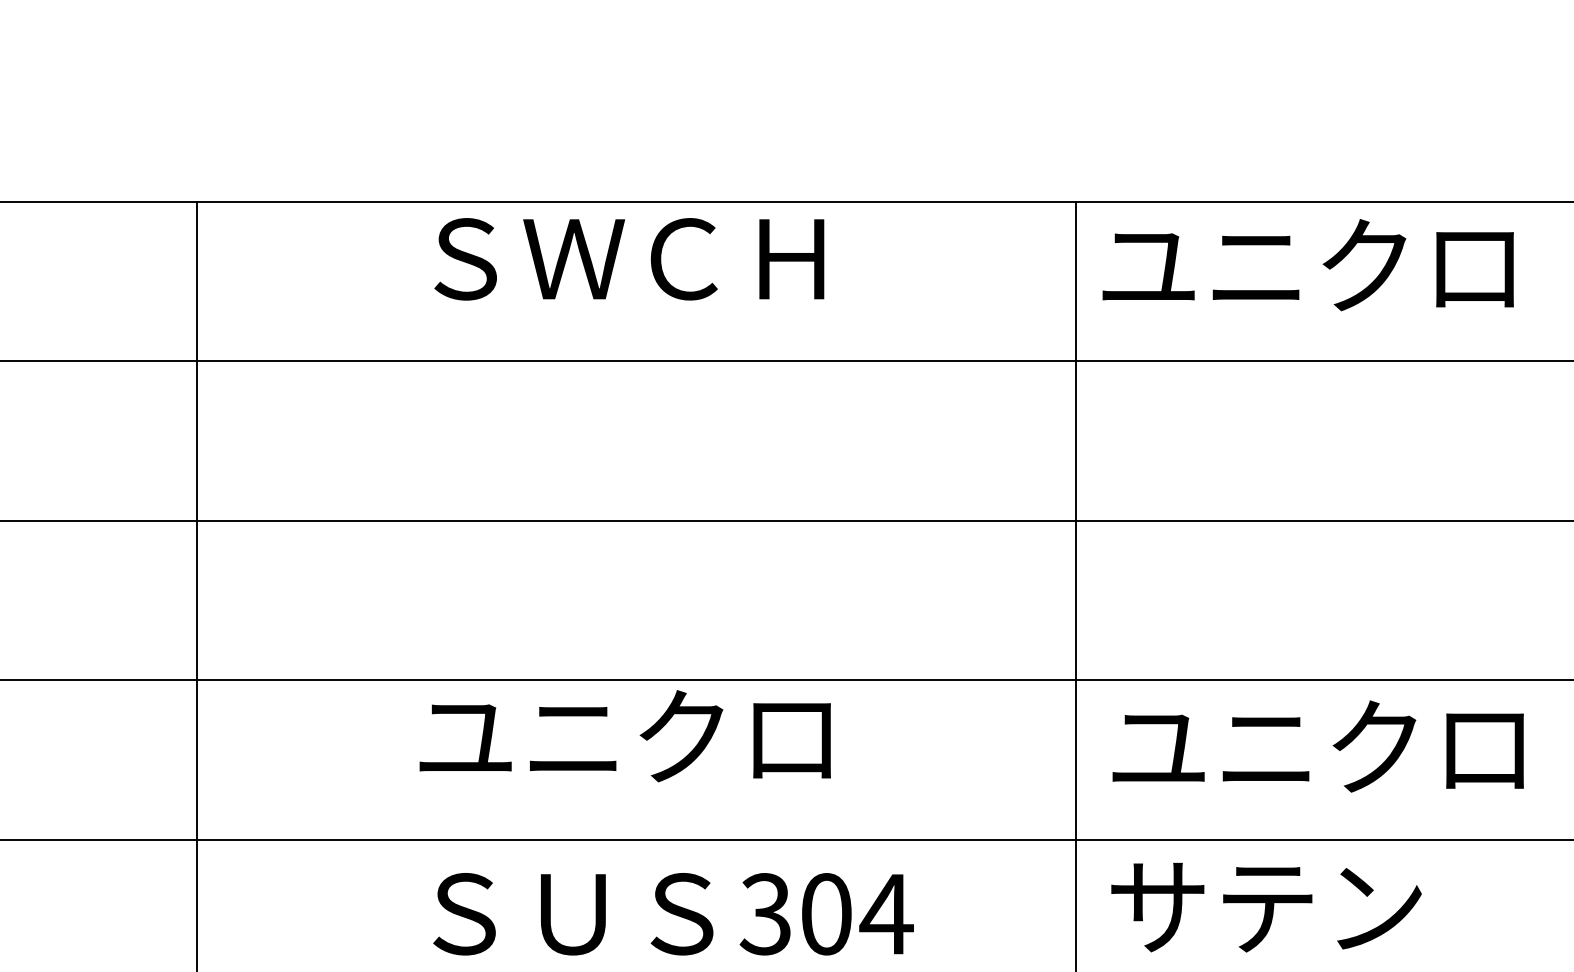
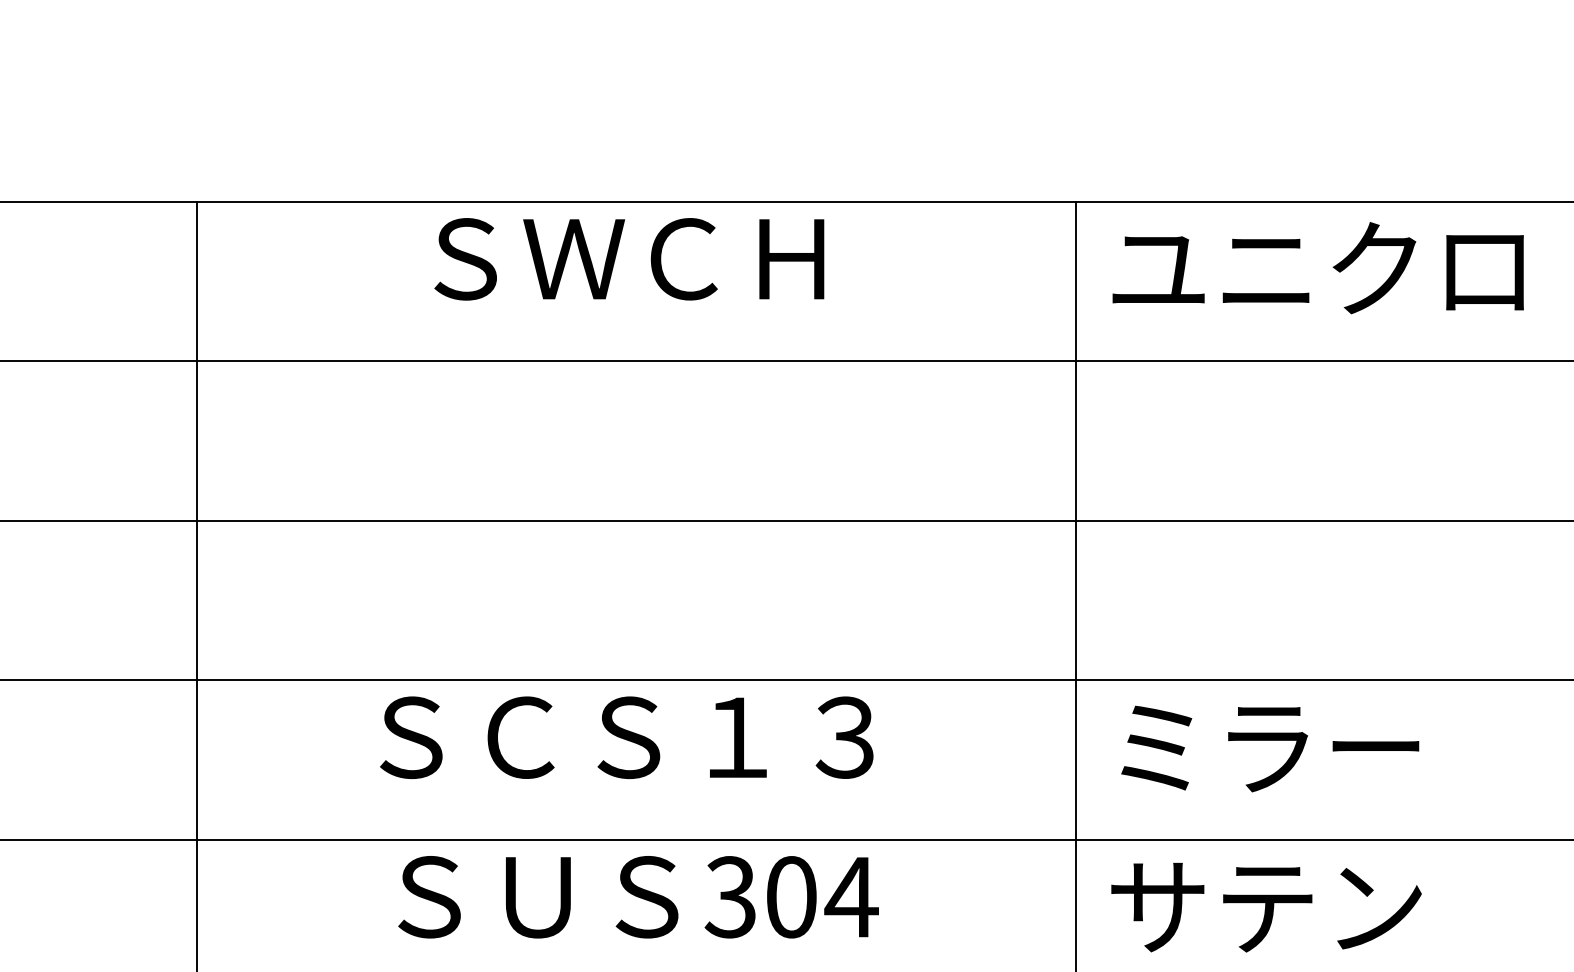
text position: (1307, 265) -> (1317, 268) (1317, 268)
text: ユニクロ -> ＳＣＳ１３ (626, 736)
text: ユニクロ -> ミラー (1317, 746)
text position: (673, 914) -> (638, 897) (638, 897)
